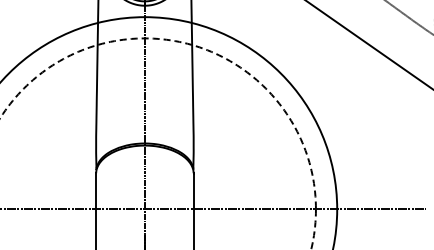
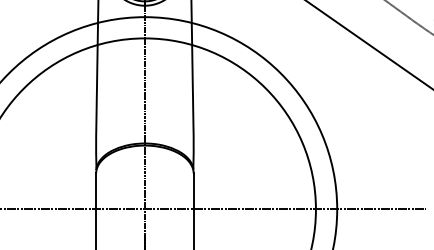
circle: dashed -> solid (157, 143)
